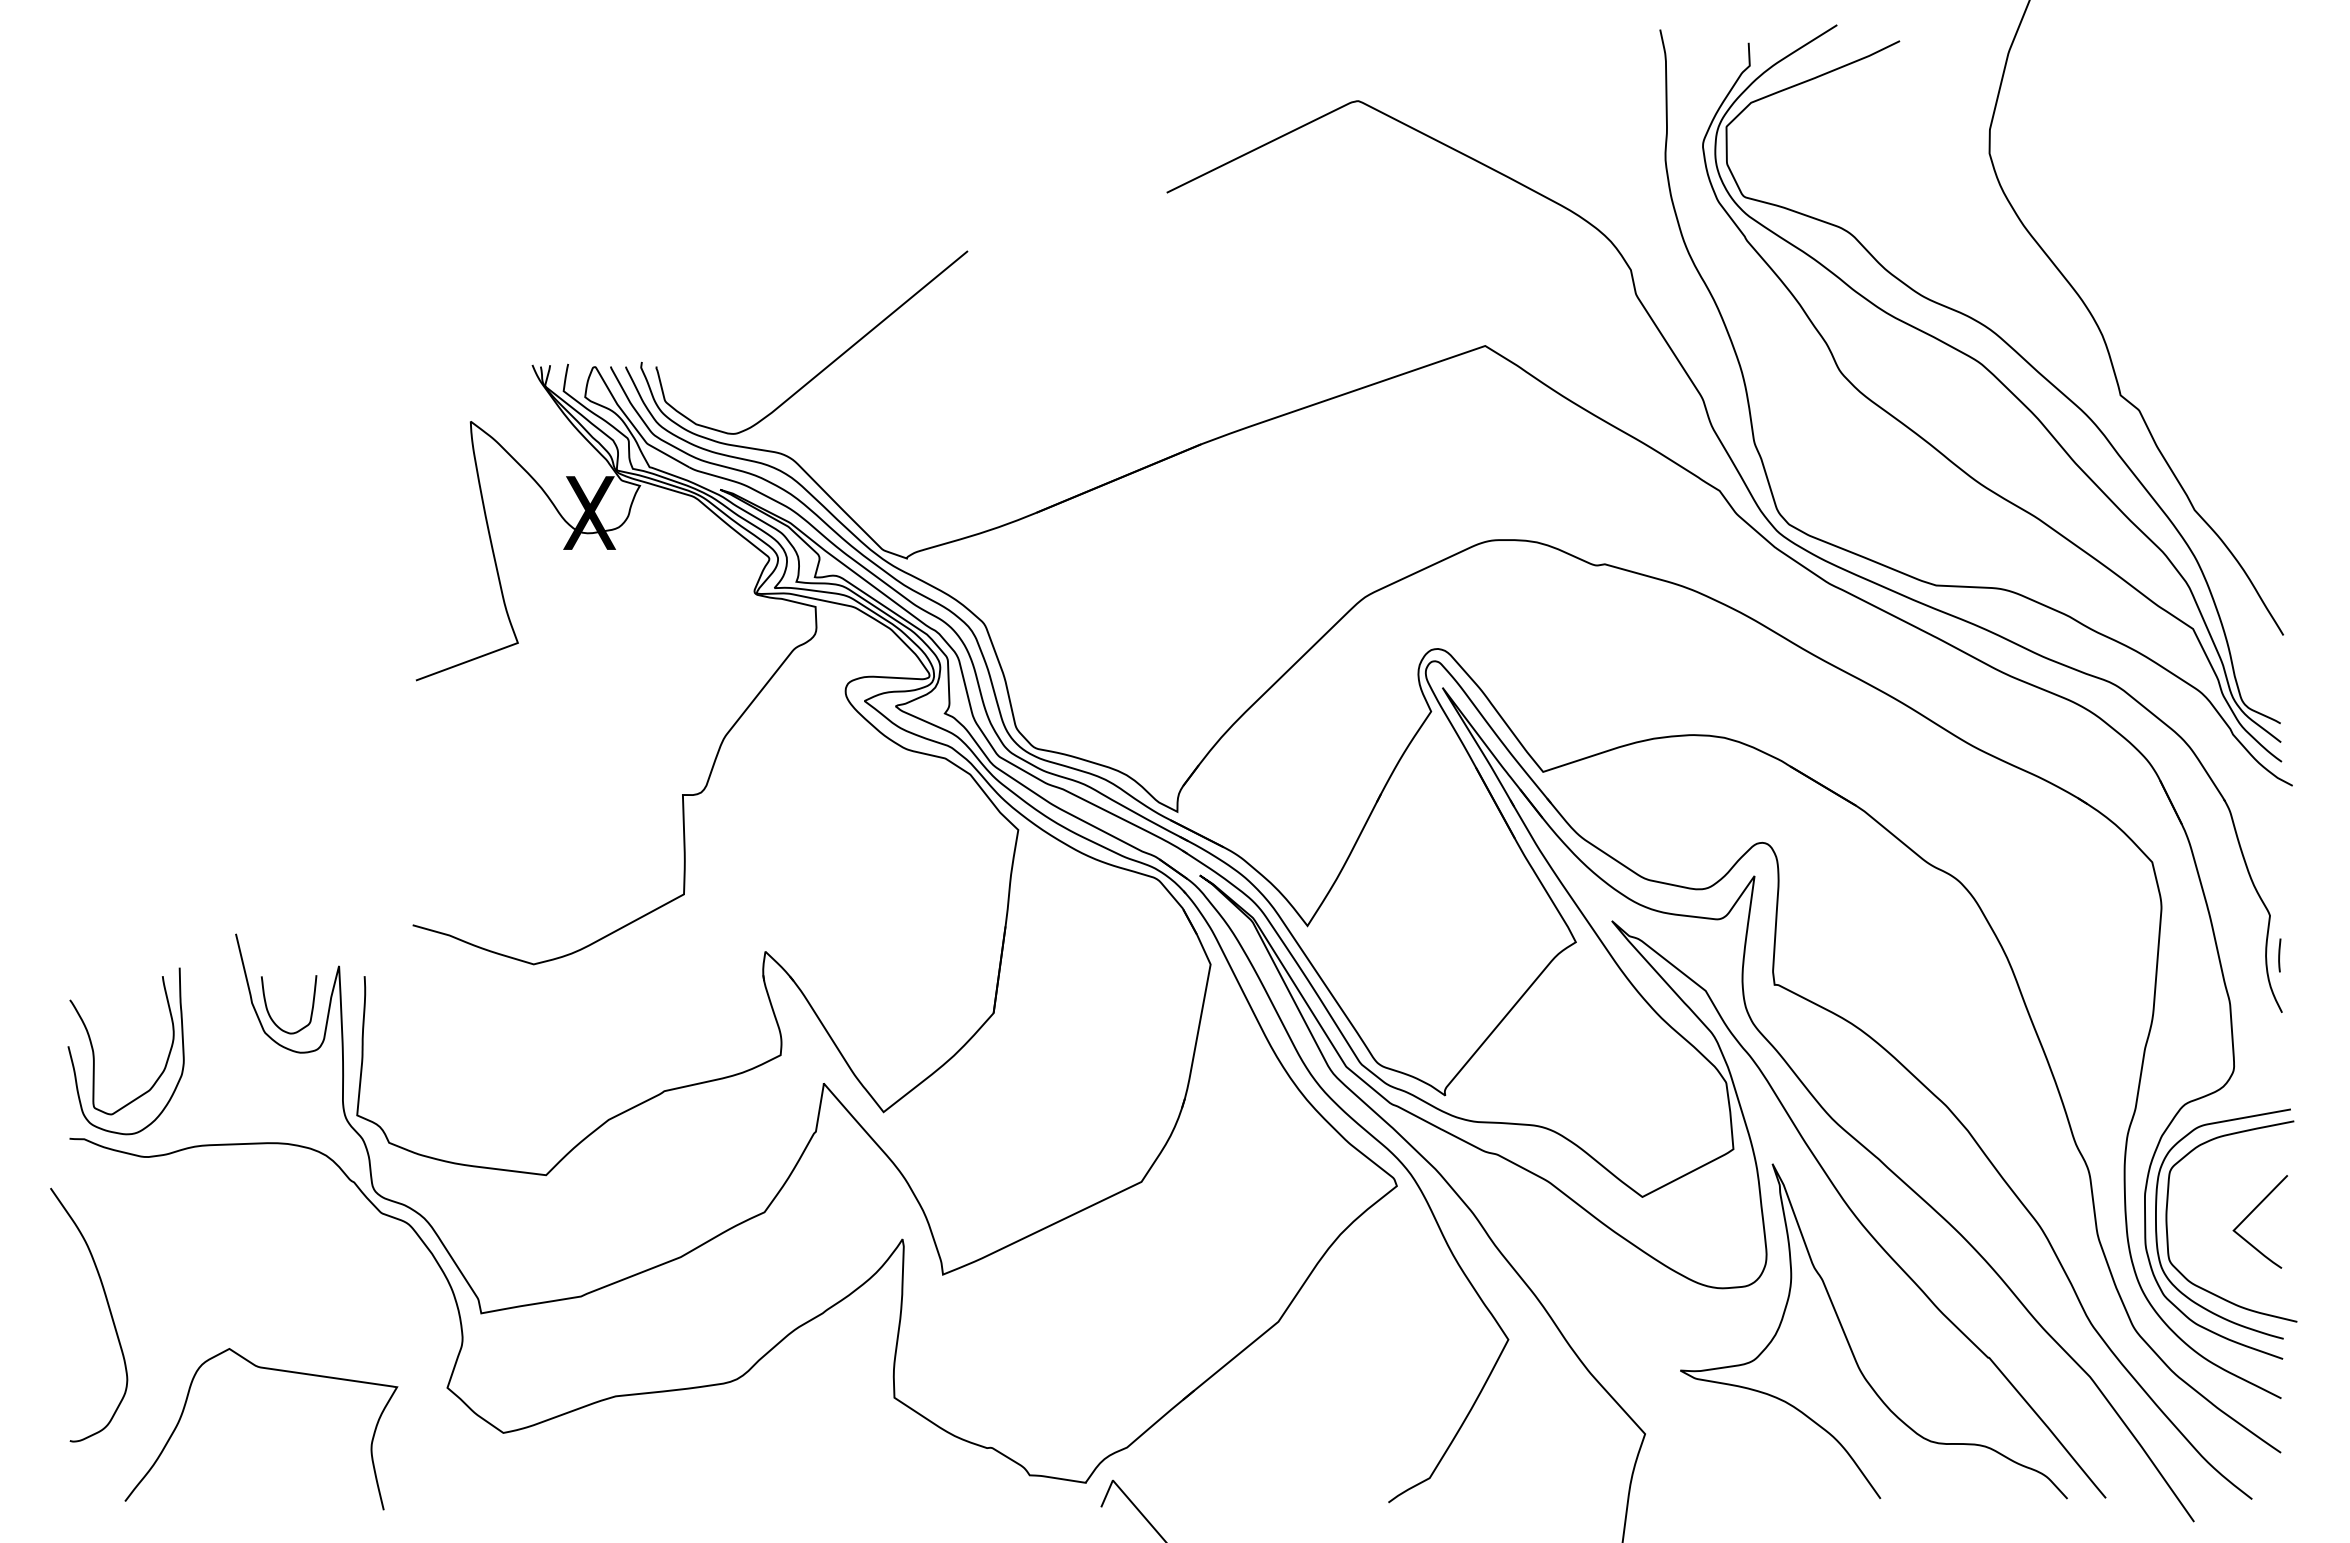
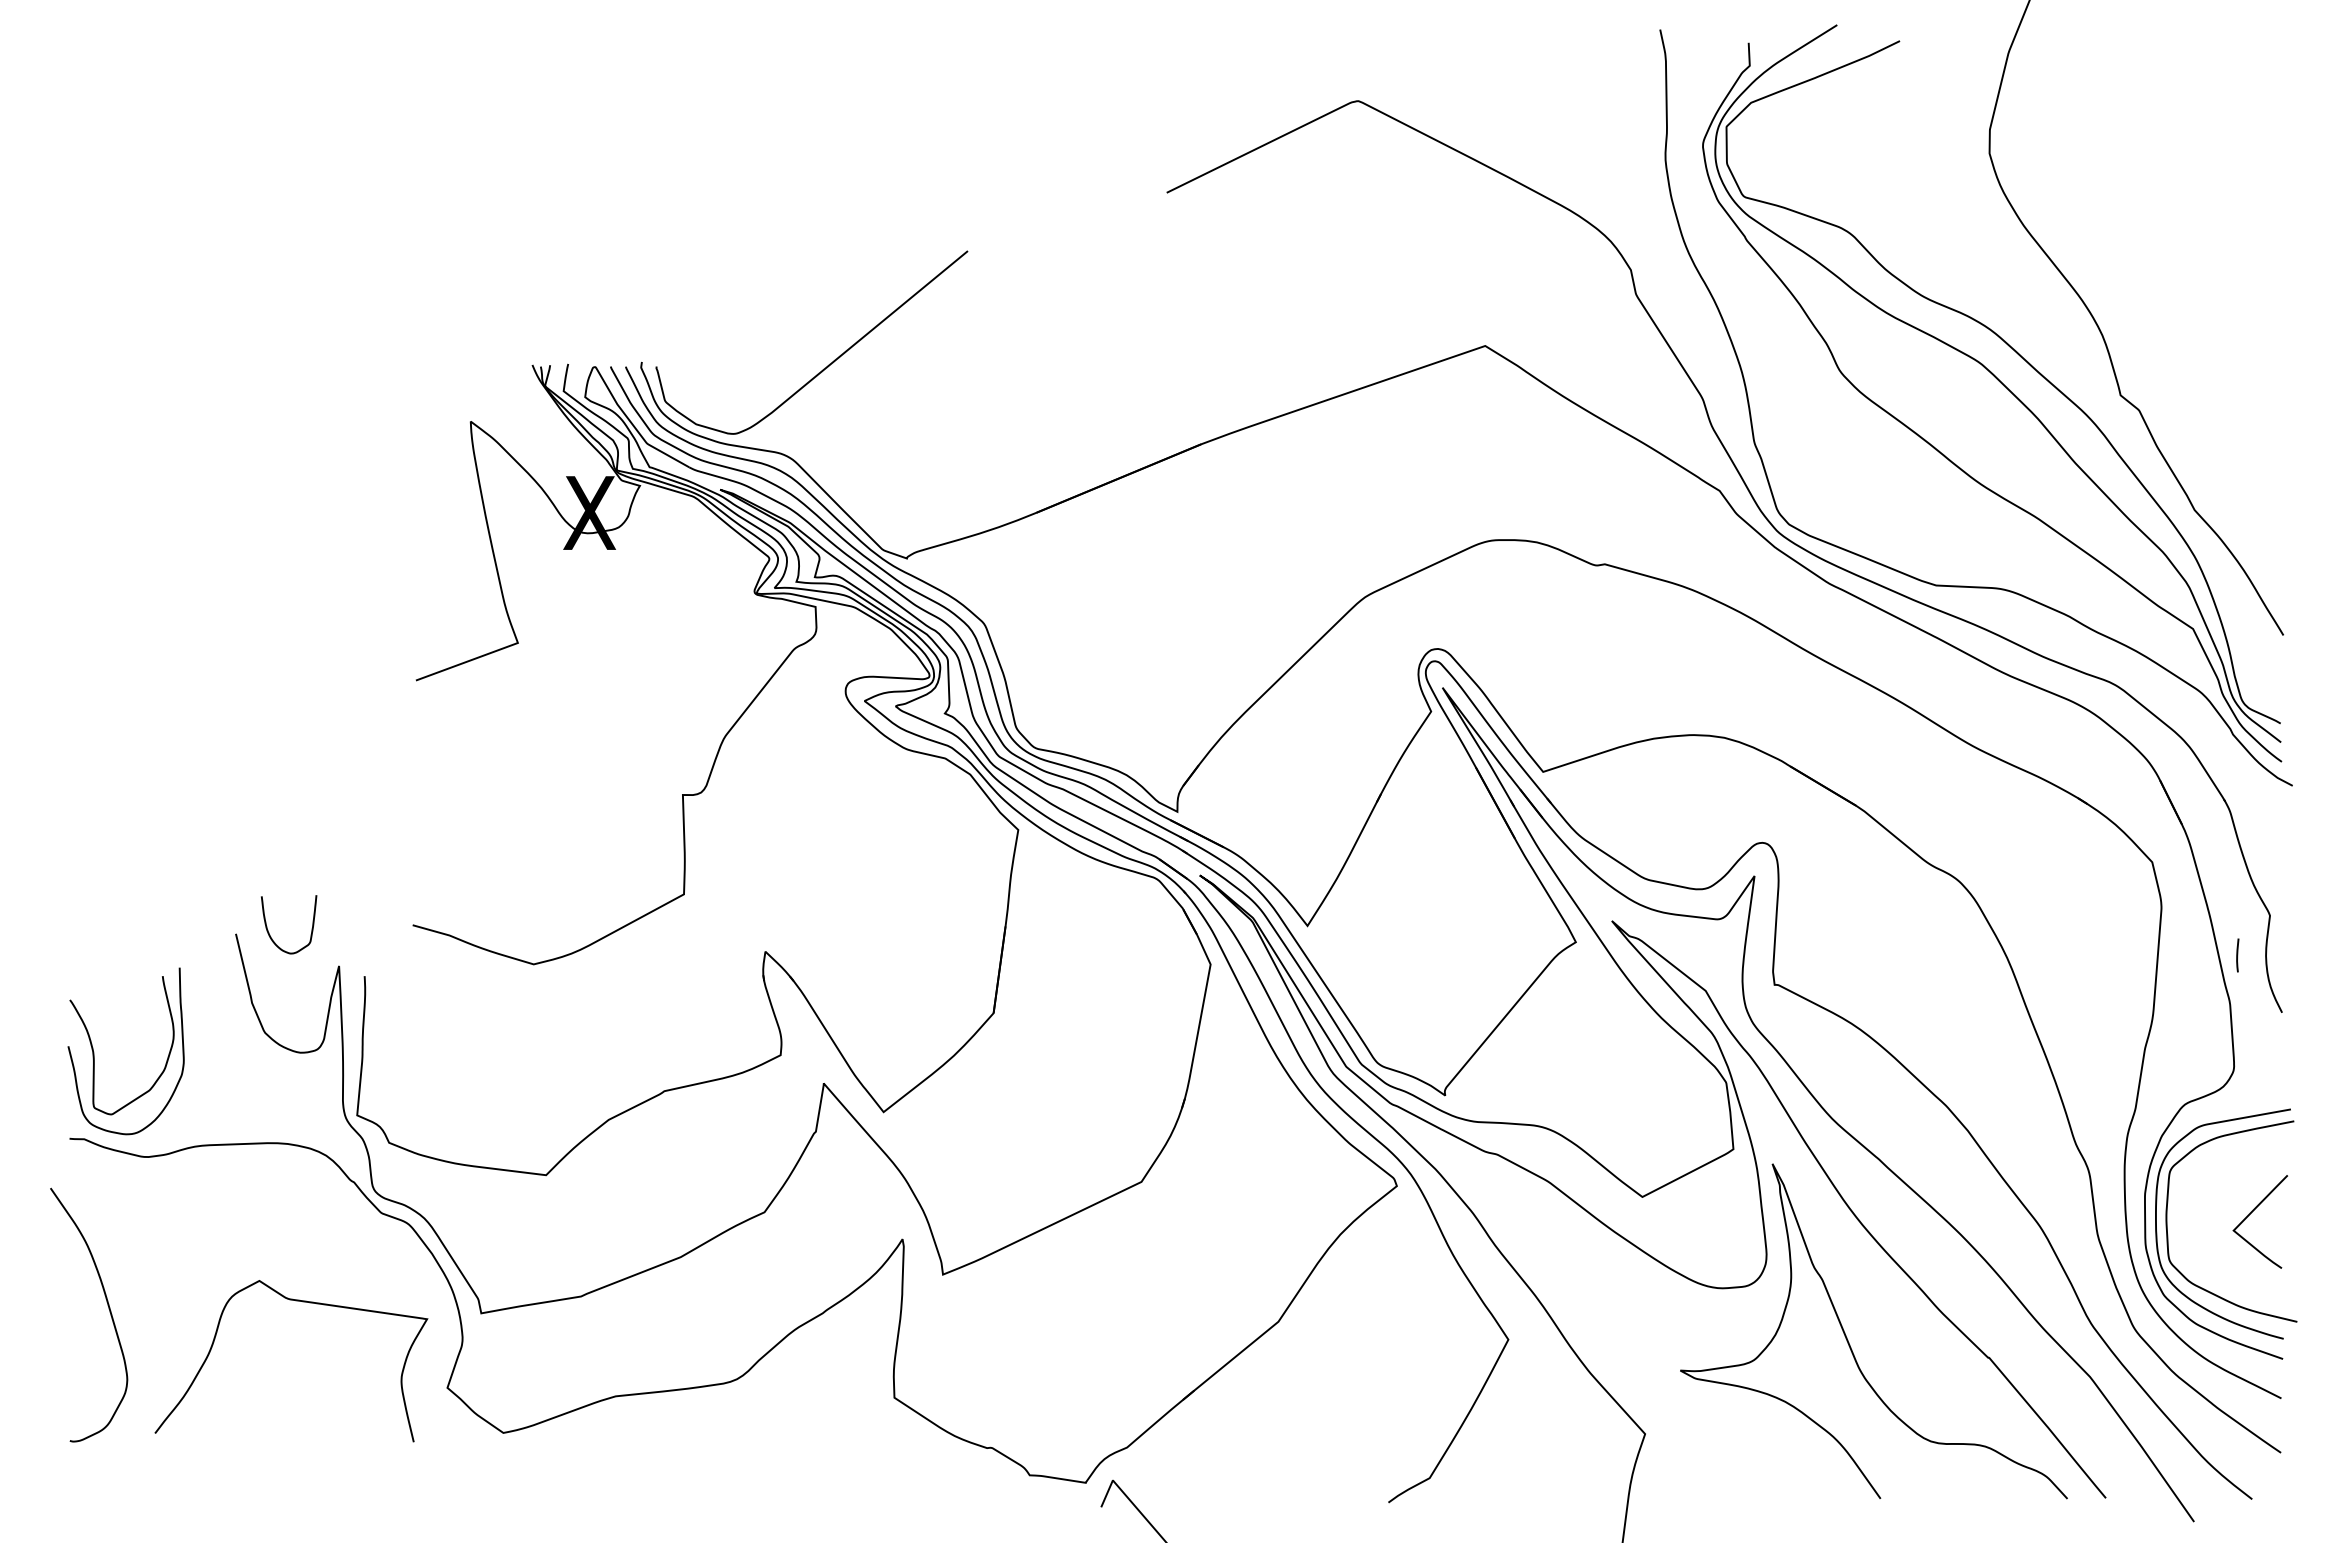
line position: (2279, 955) -> (2237, 955) (2237, 955)
curve position: (270, 1014) -> (270, 934) (270, 934)
curve position: (272, 1370) -> (302, 1302) (302, 1302)
